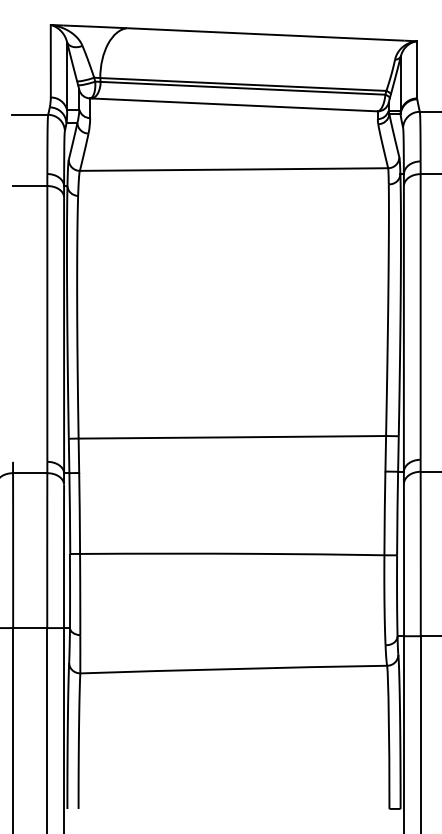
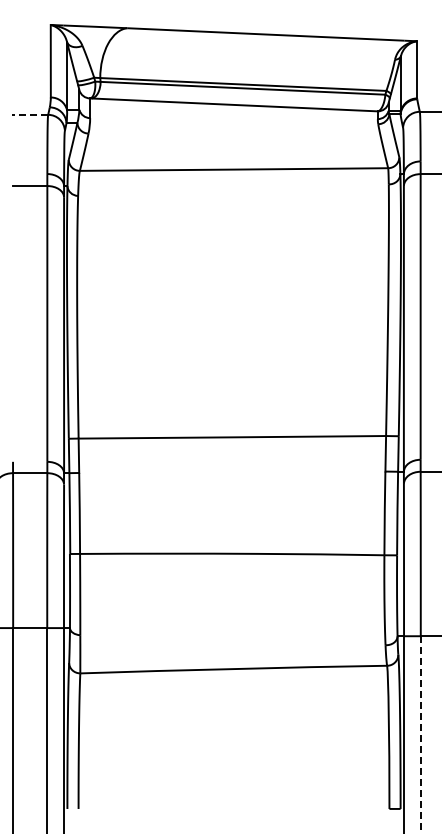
line: solid -> dashed (30, 114)
line: solid -> dashed (420, 735)
